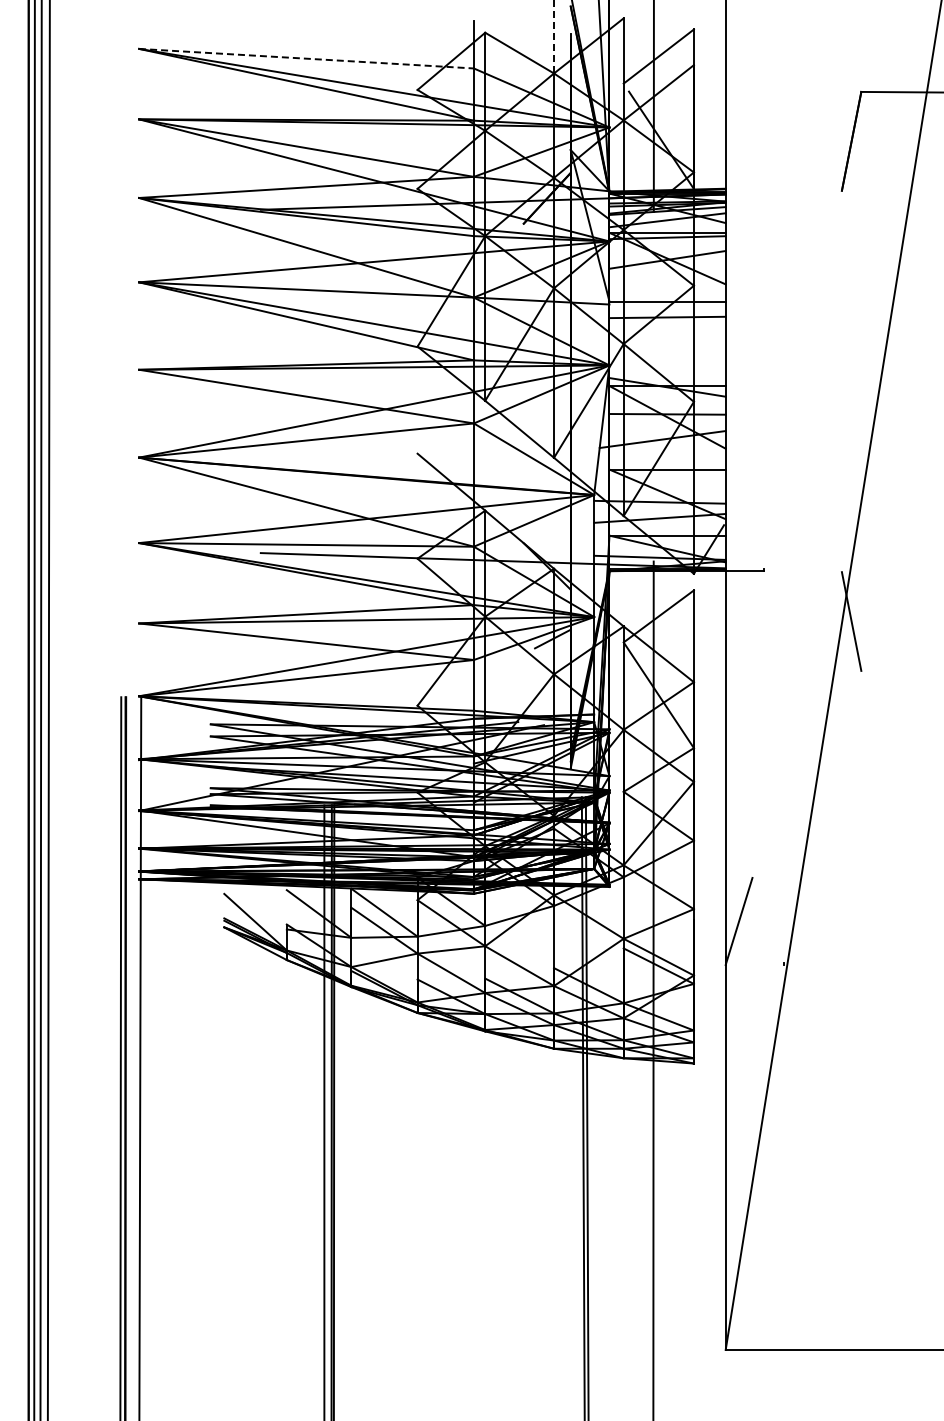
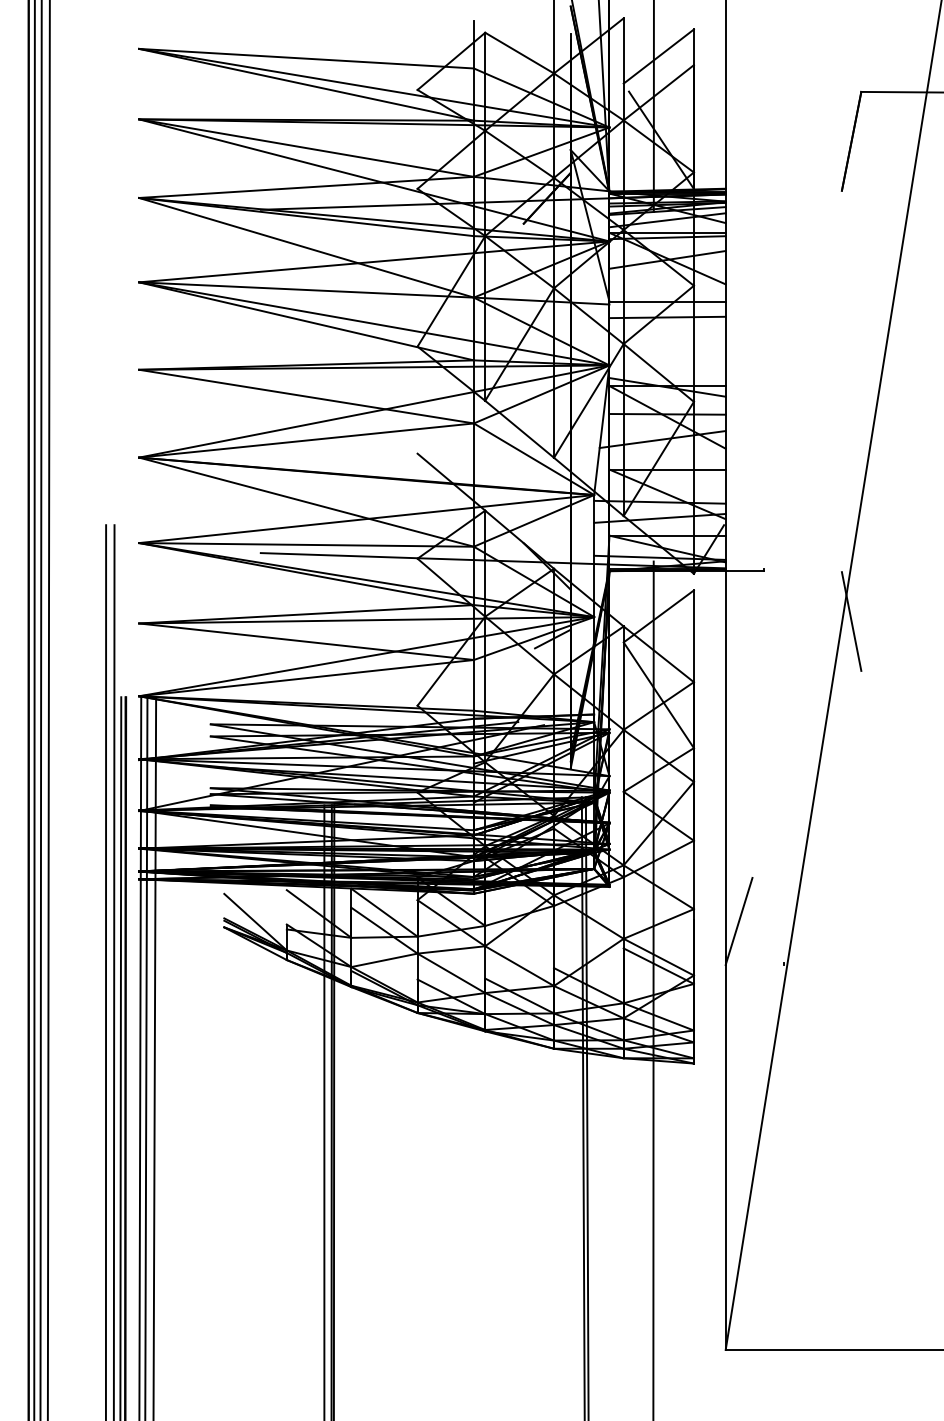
line: dashed -> solid (554, 37)
line: dashed -> solid (306, 58)
line: none -> present (105, 971)
line: none -> present (113, 971)
line: none -> present (146, 1057)
line: none -> present (154, 1057)
